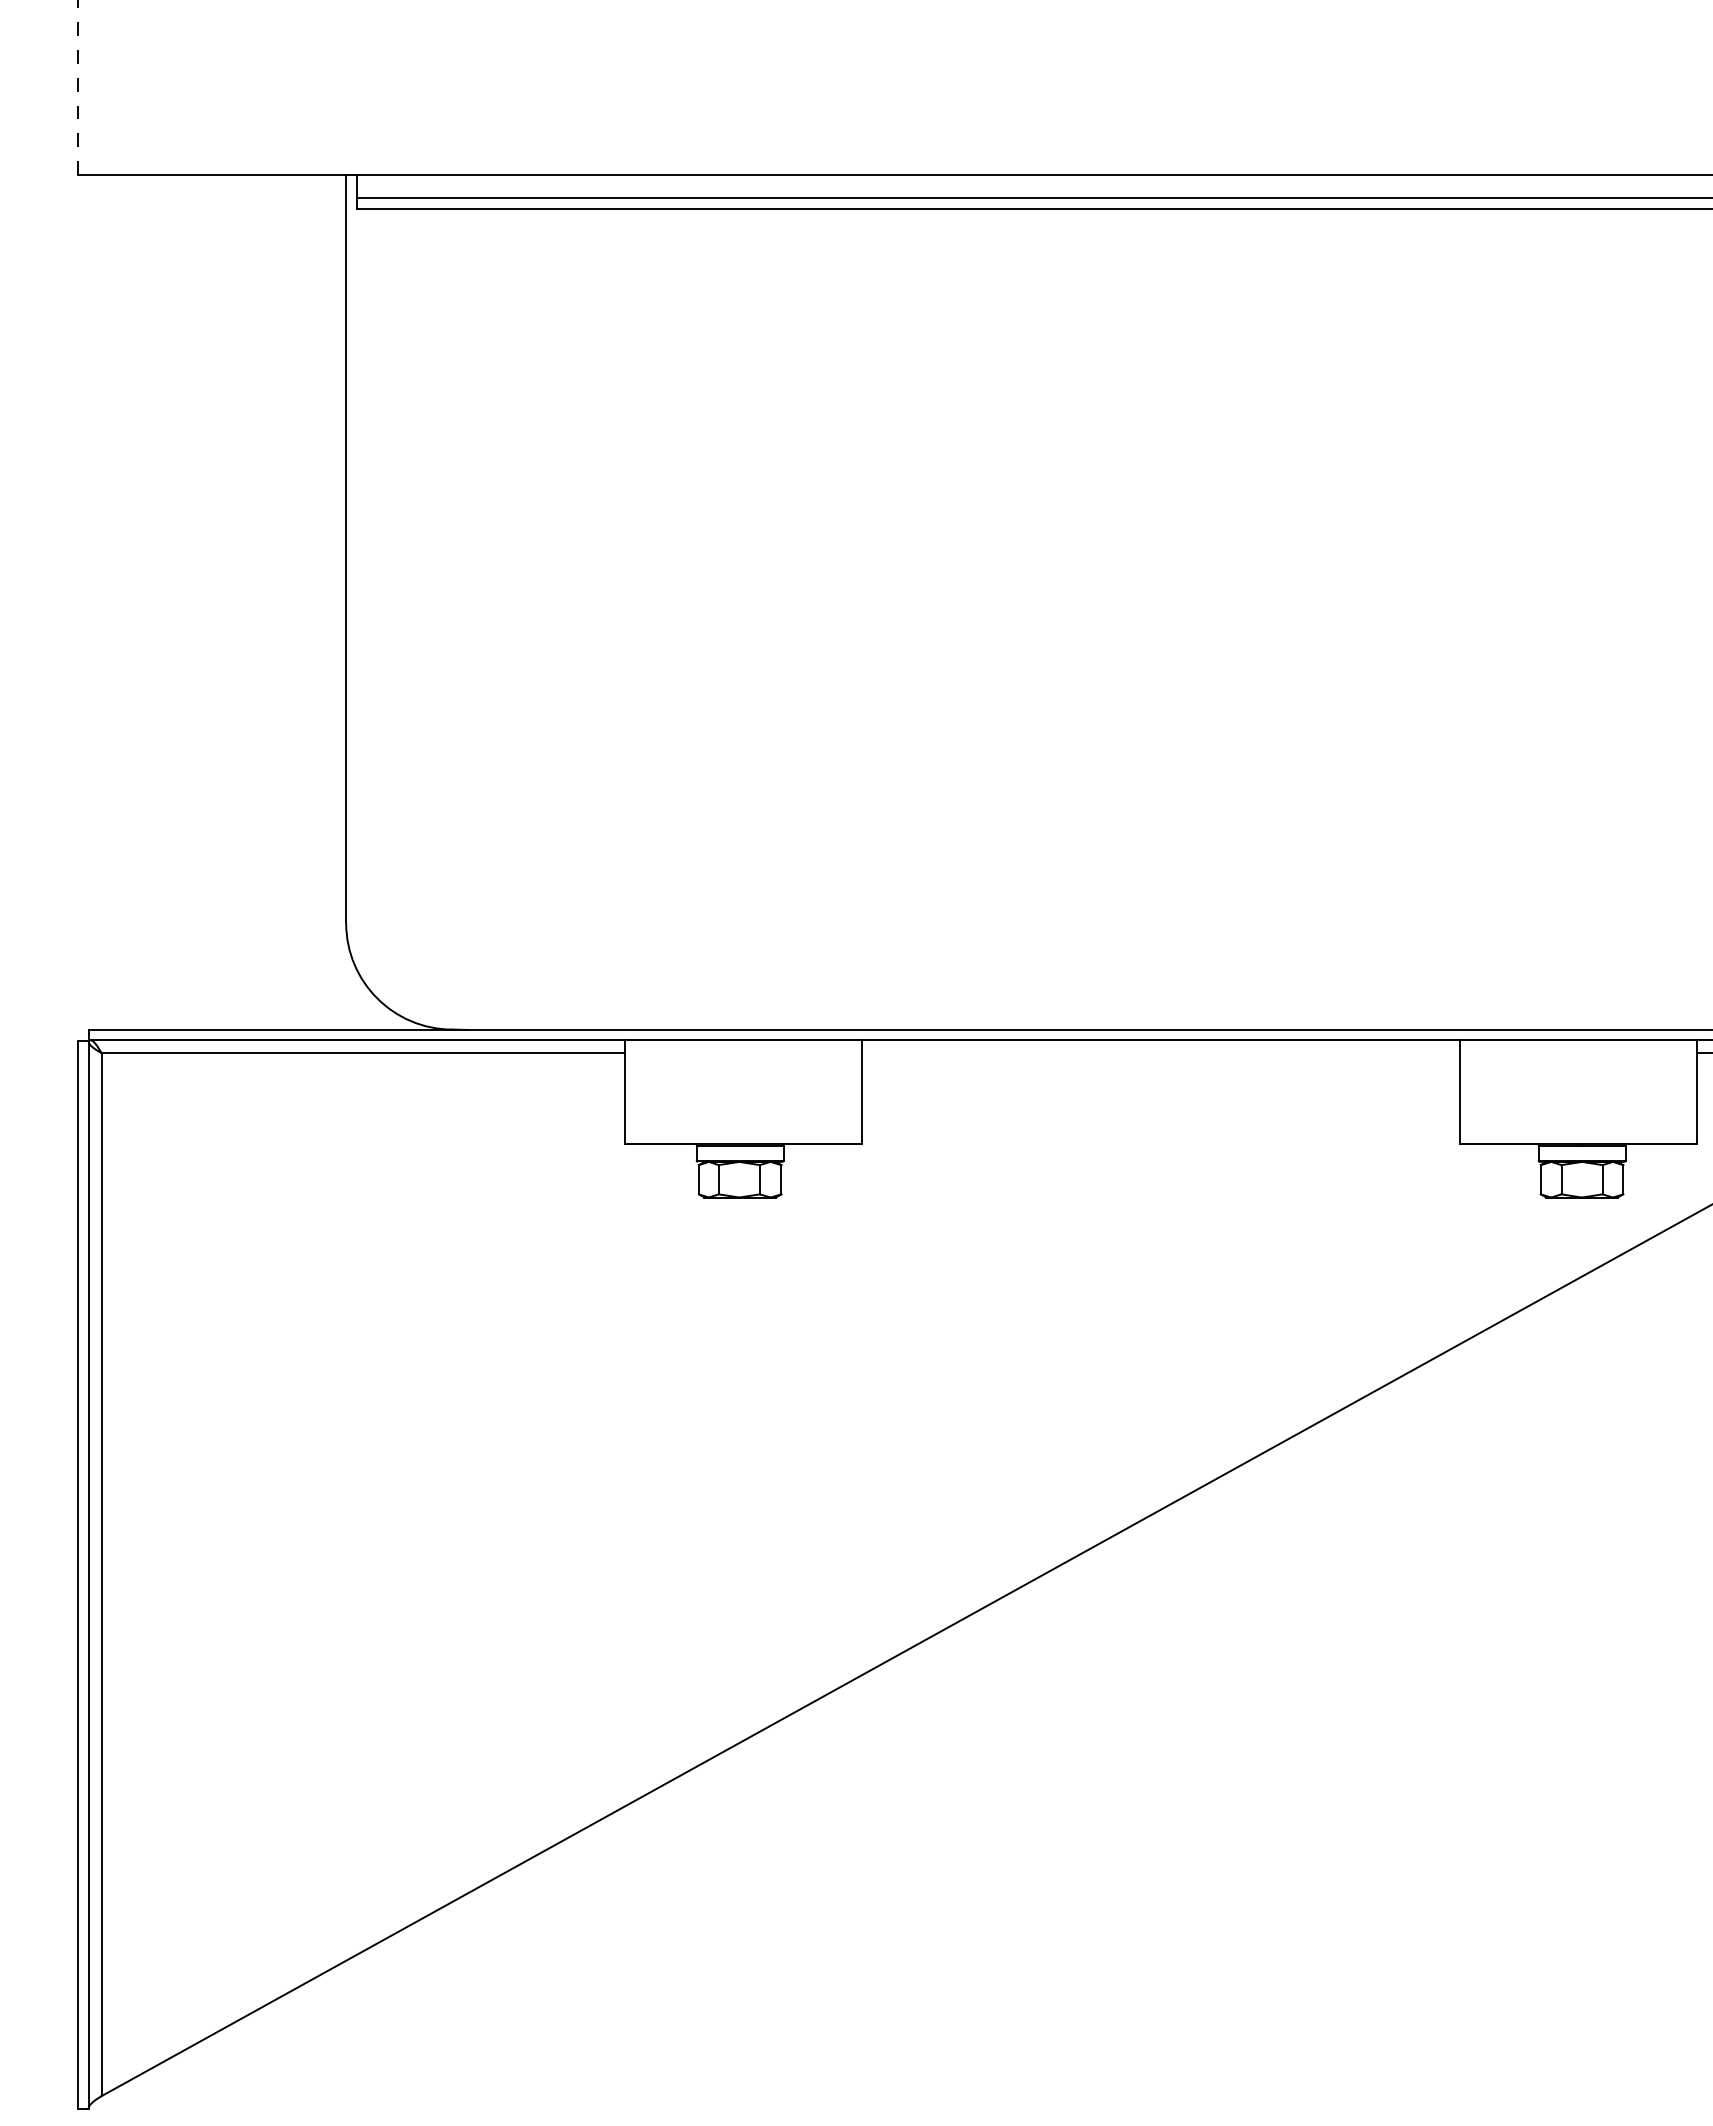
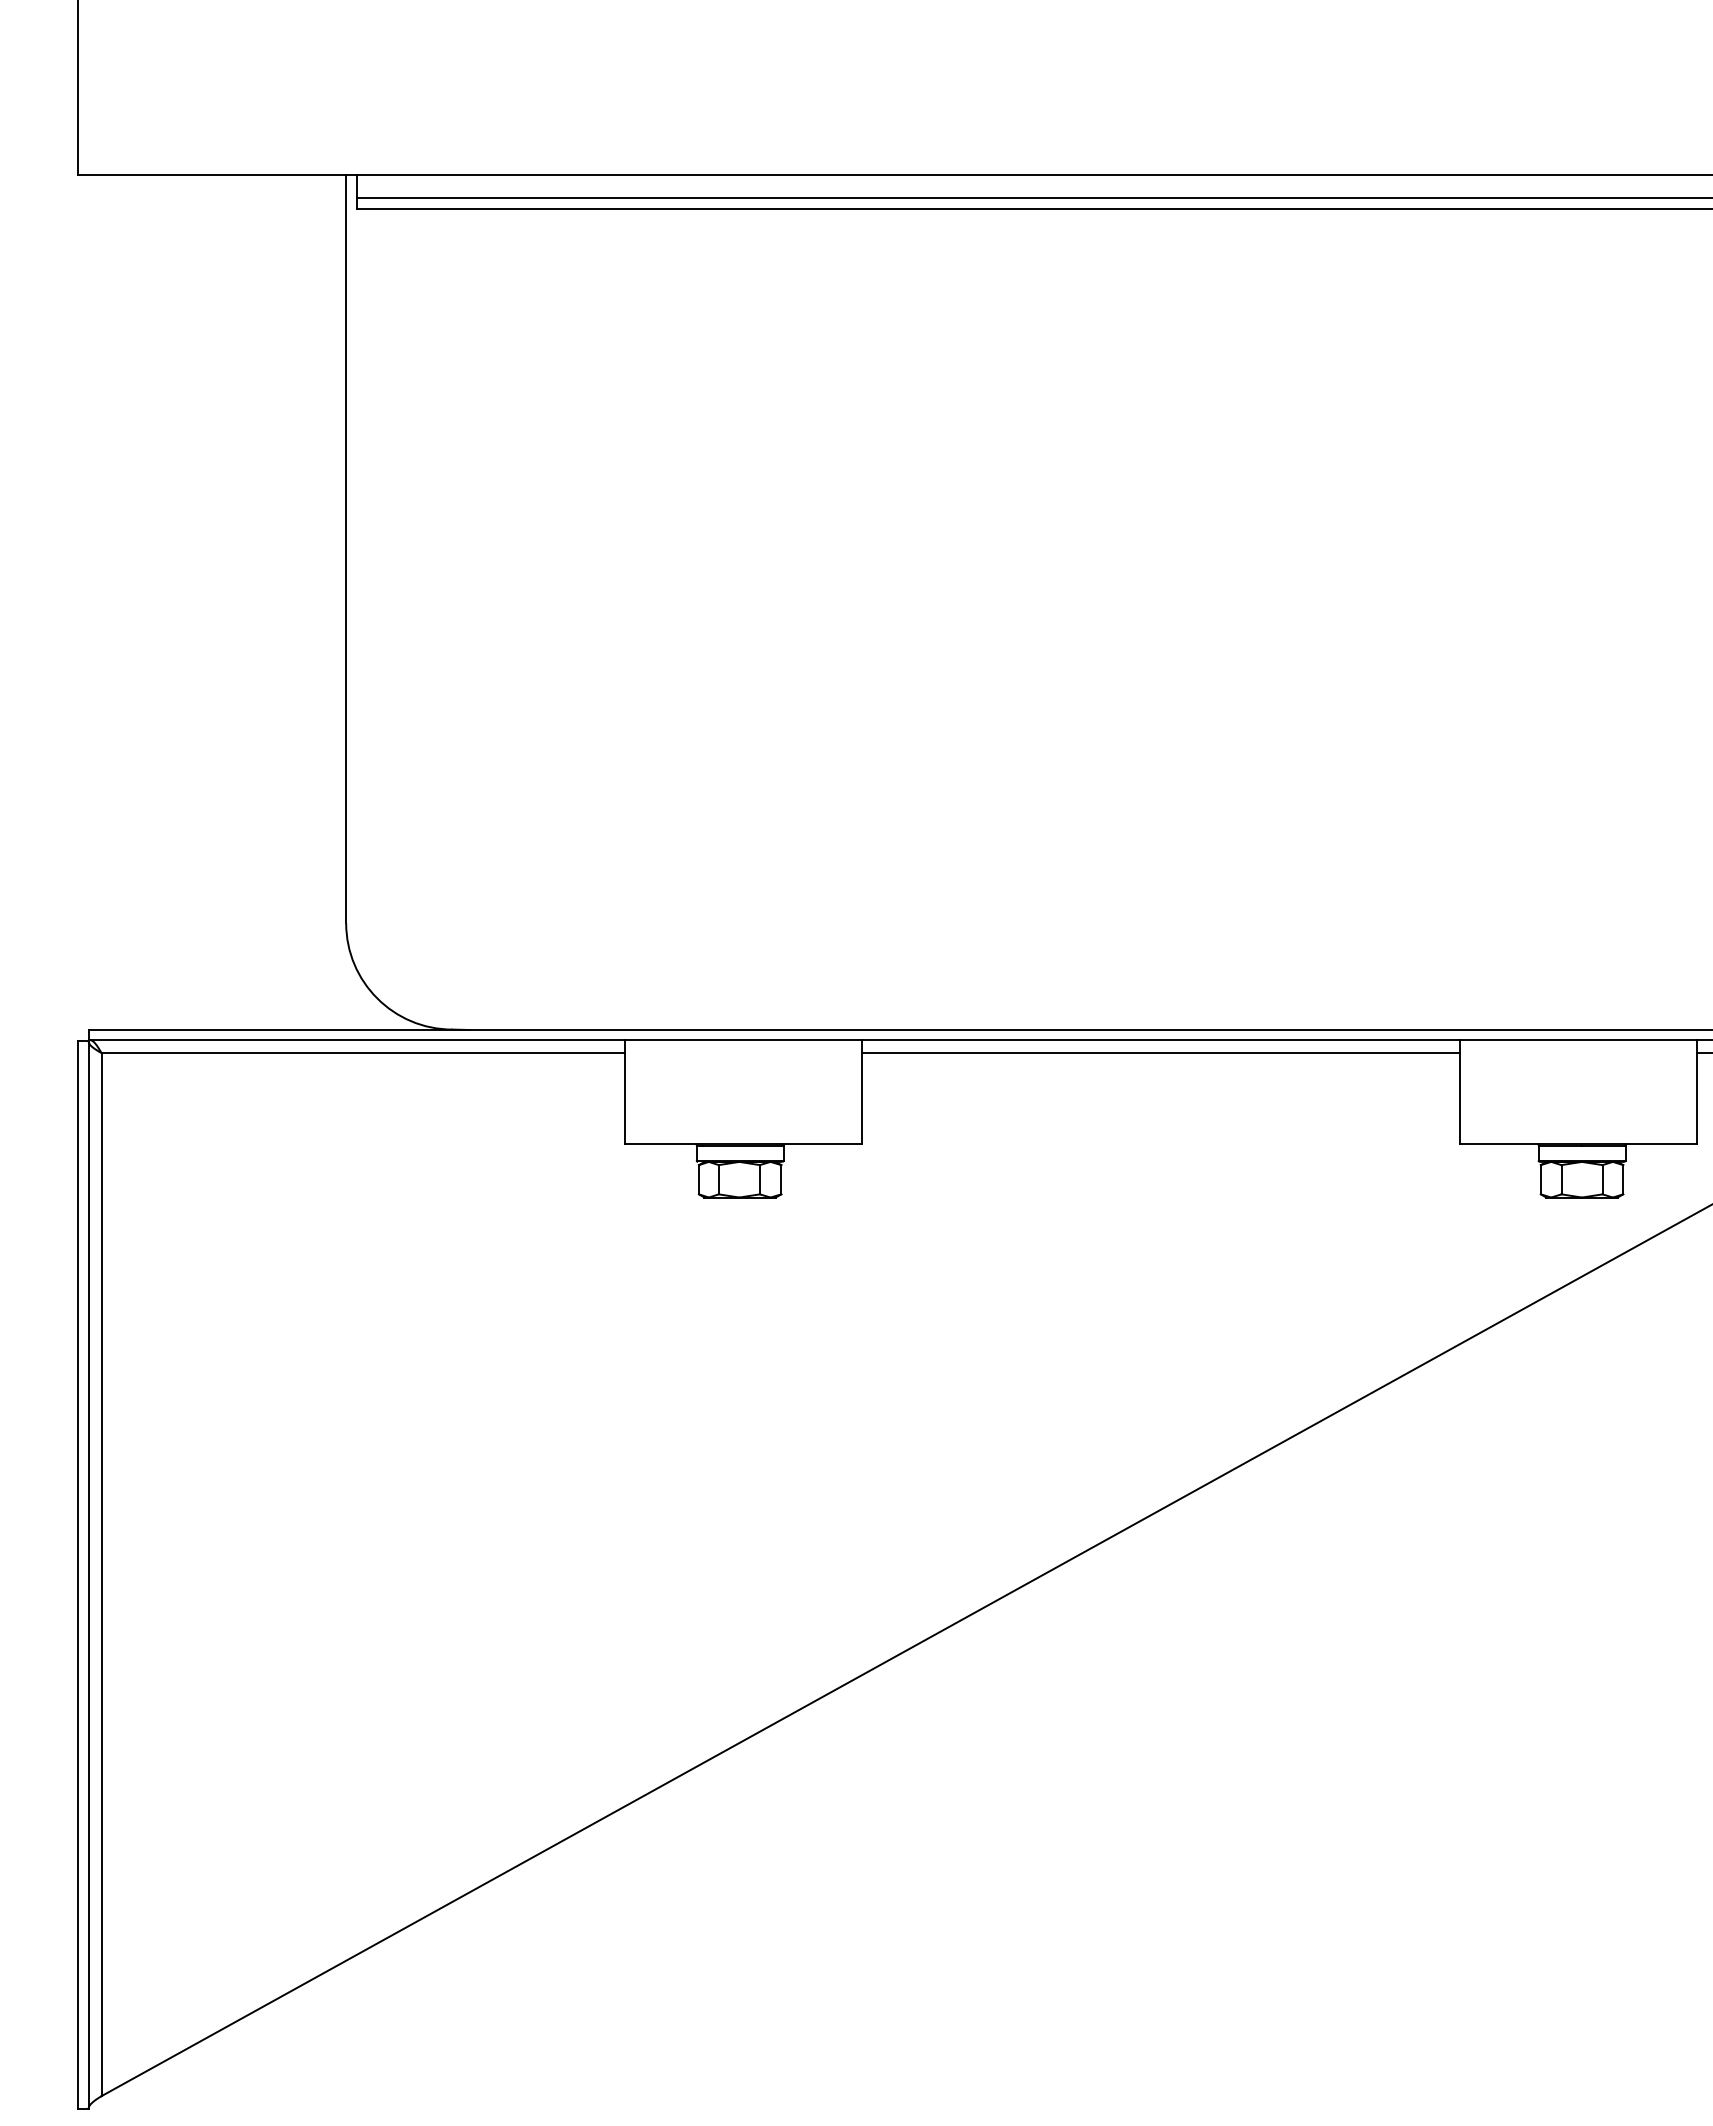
line: dashed -> solid (78, 87)
line: none -> present (1160, 1053)
